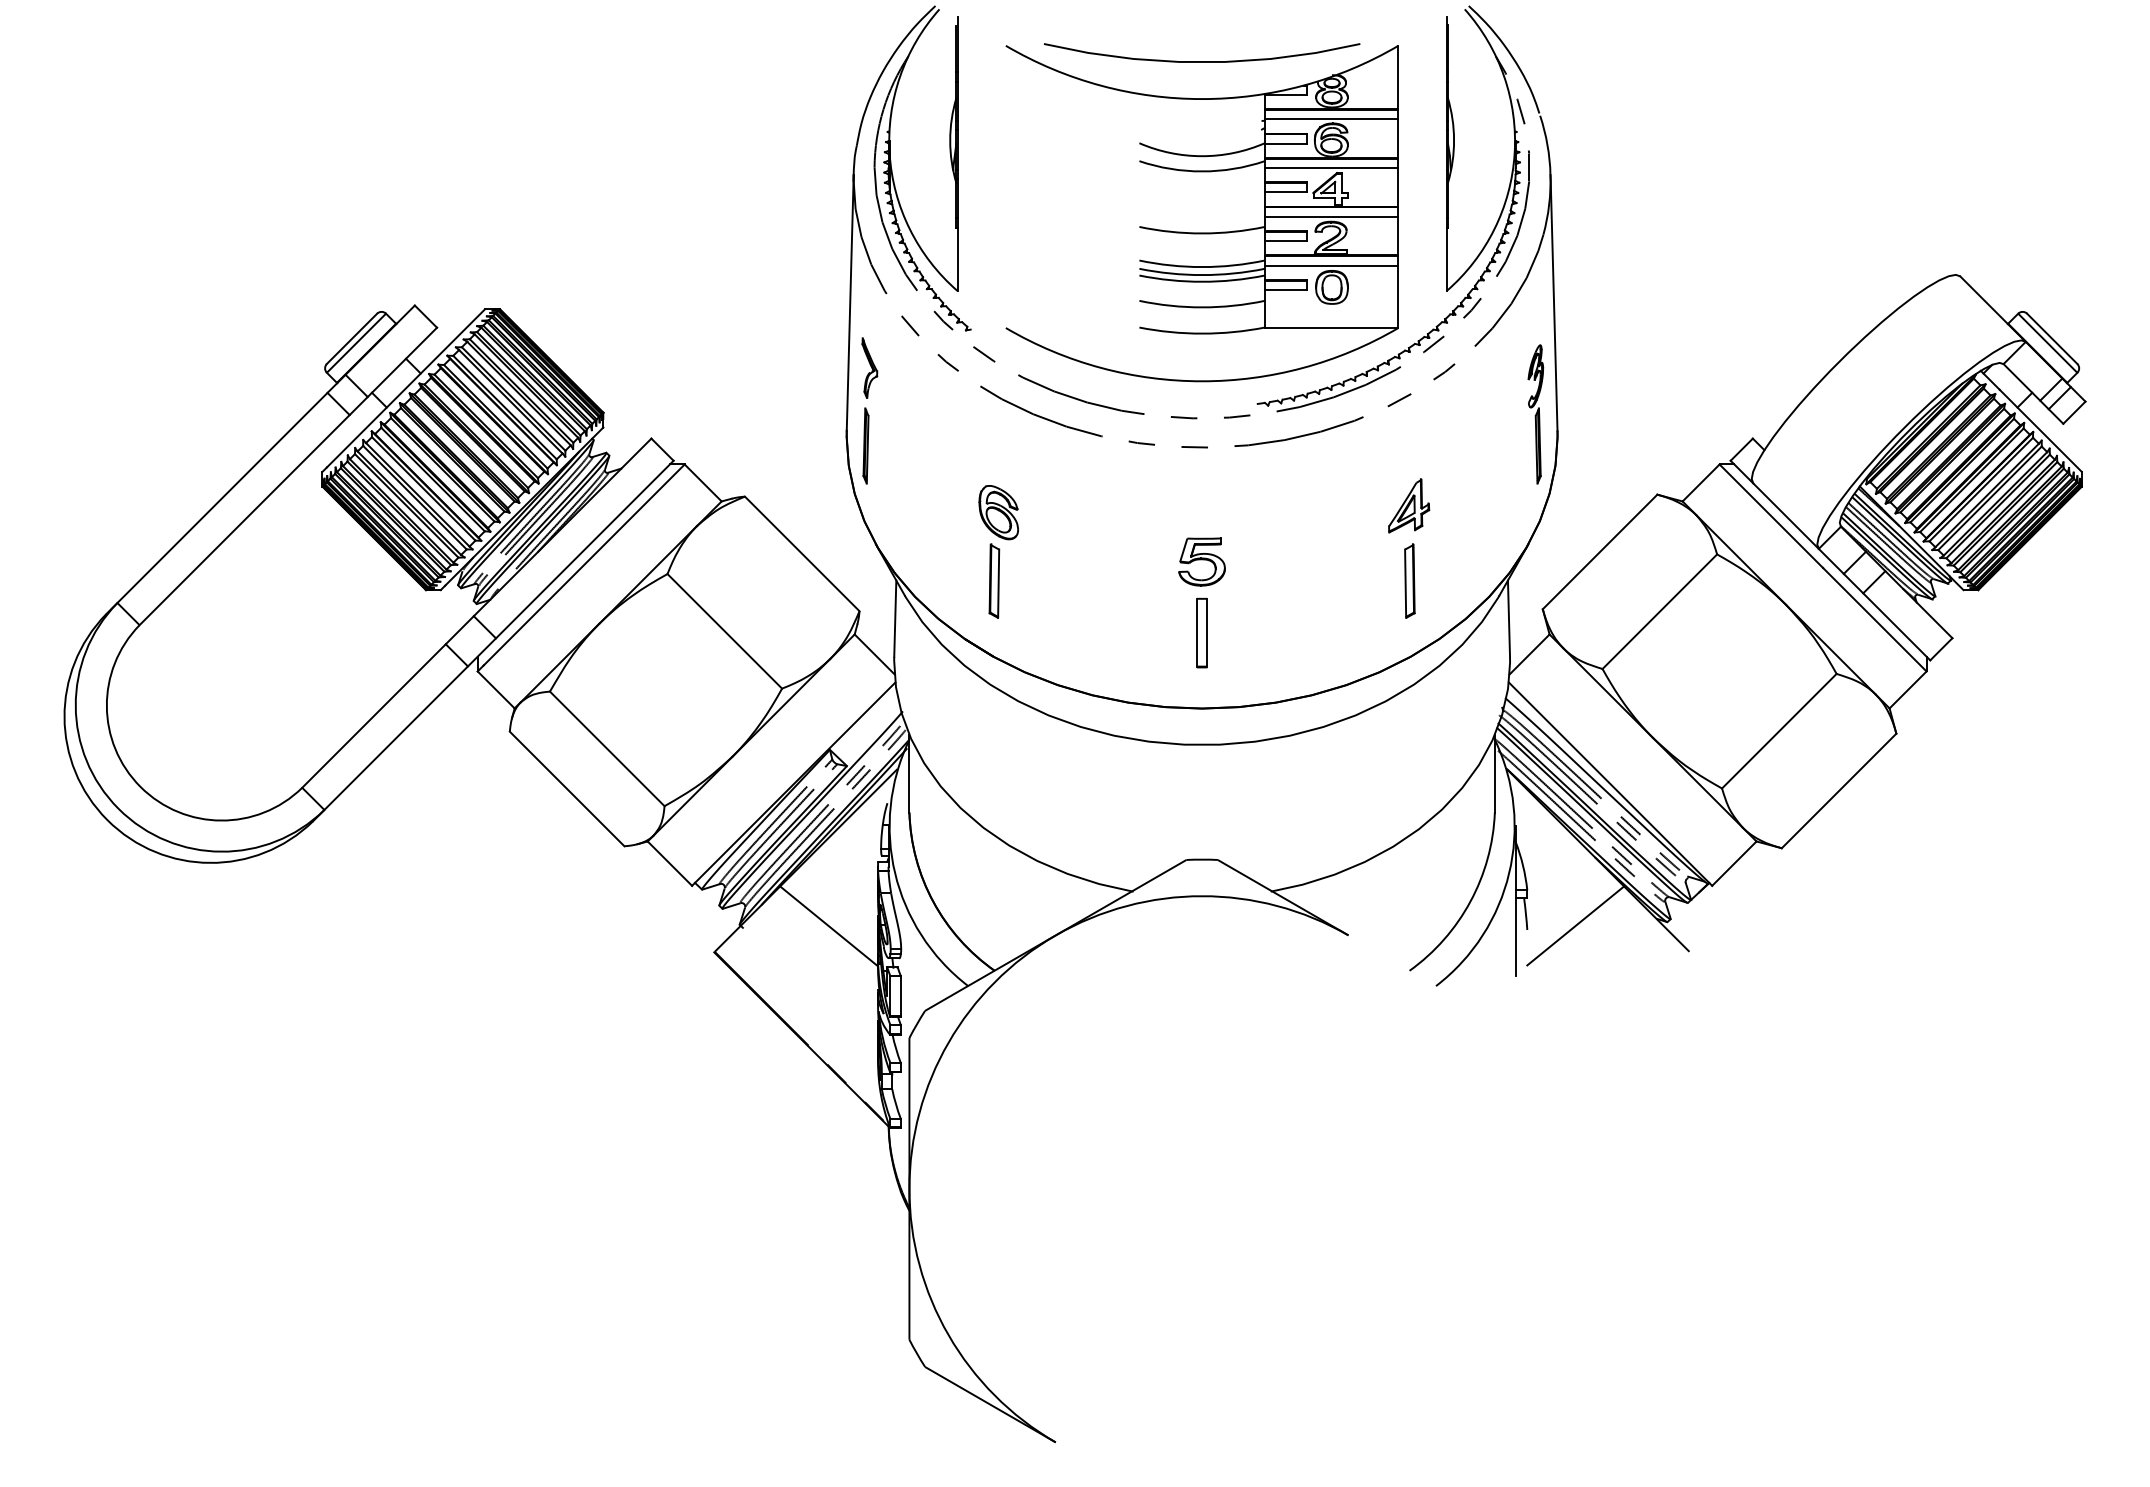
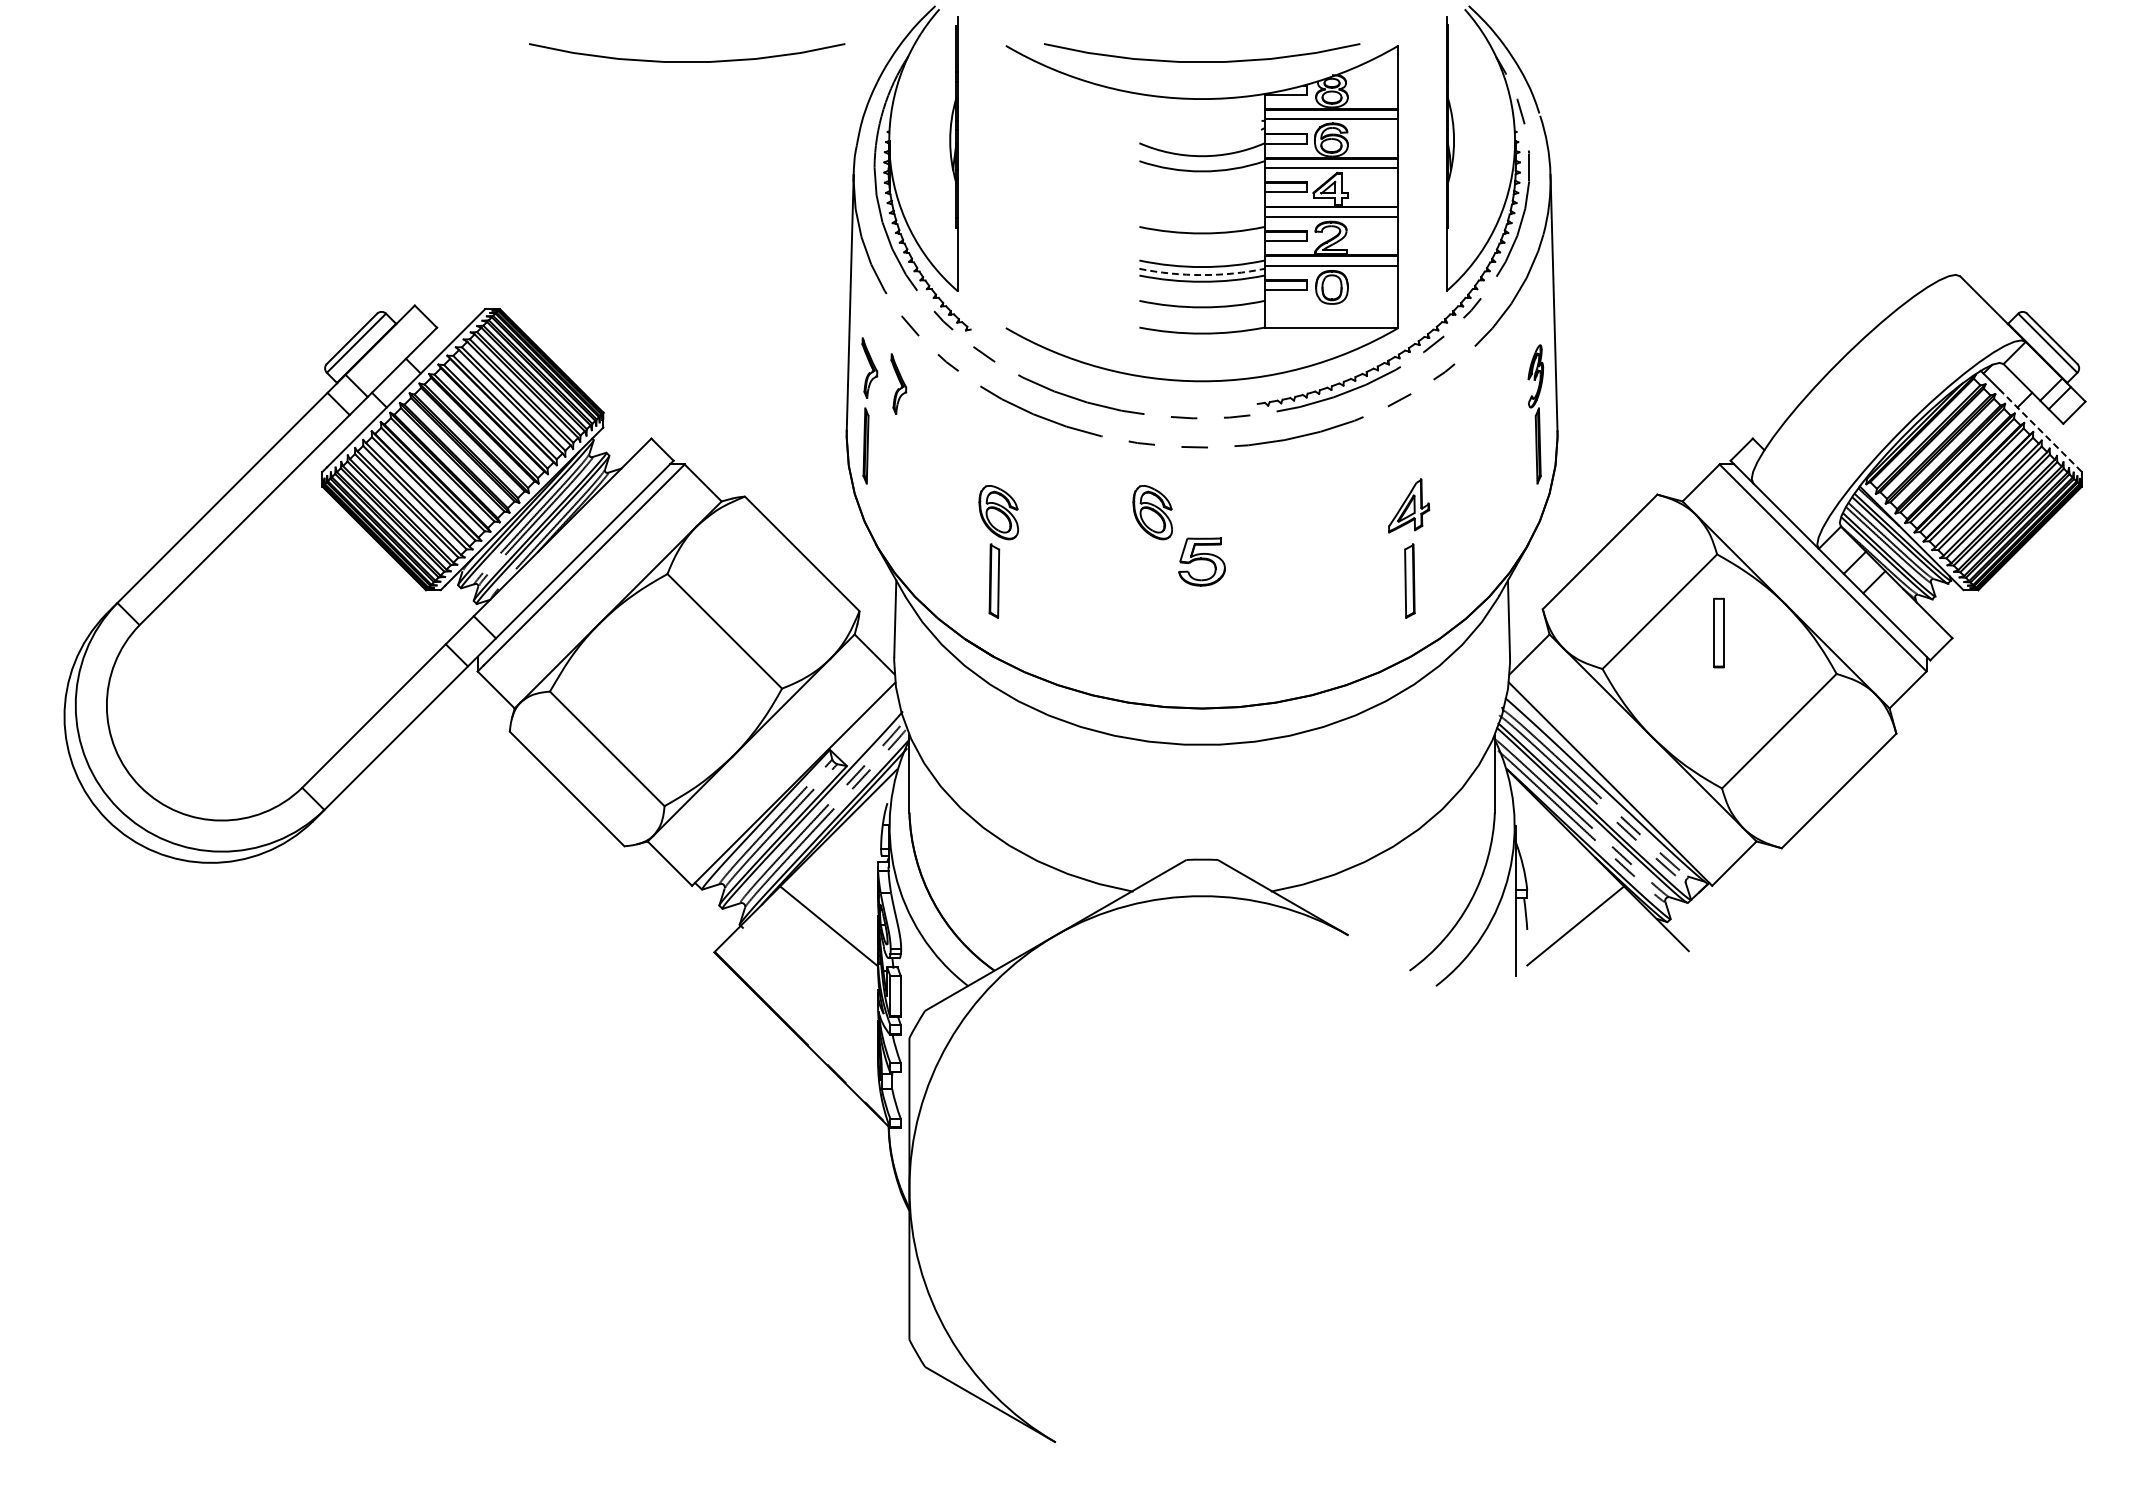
curve: none -> present (686, 61)
arc: solid -> dashed (1202, 275)
part: none -> present (898, 383)
line: solid -> dashed (2040, 430)
part: none -> present (1152, 512)
part position: (1201, 632) -> (1718, 632) (1718, 632)
